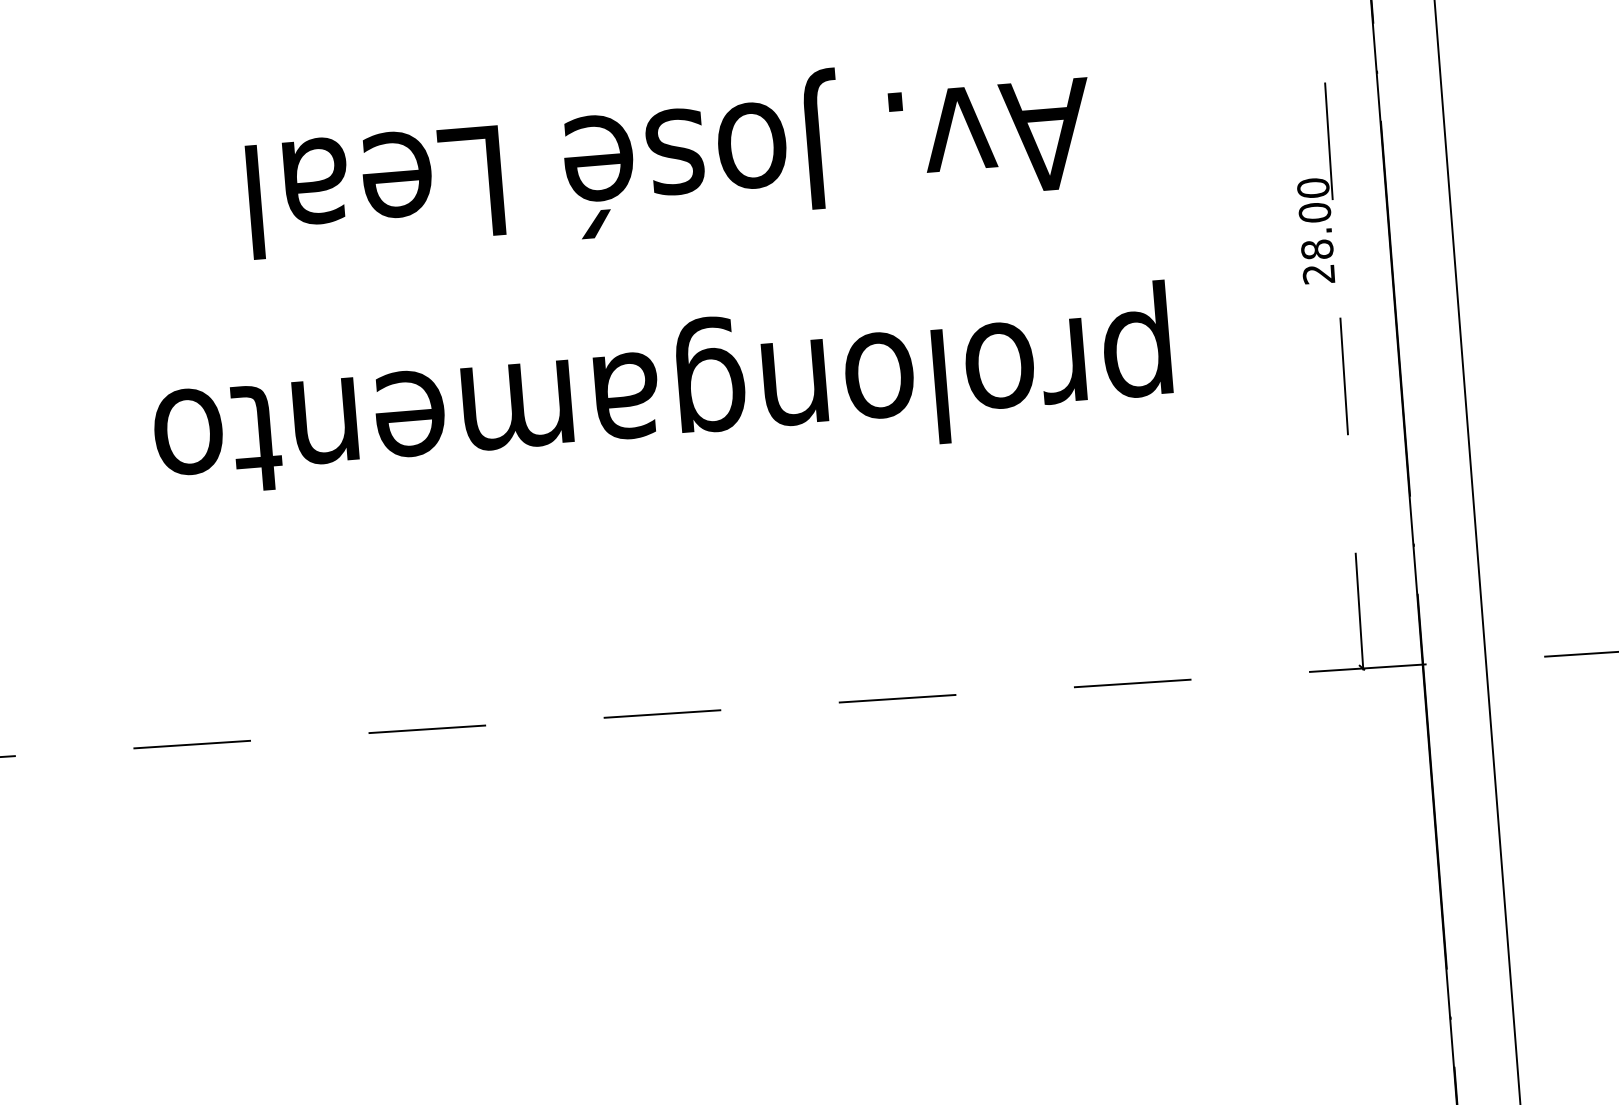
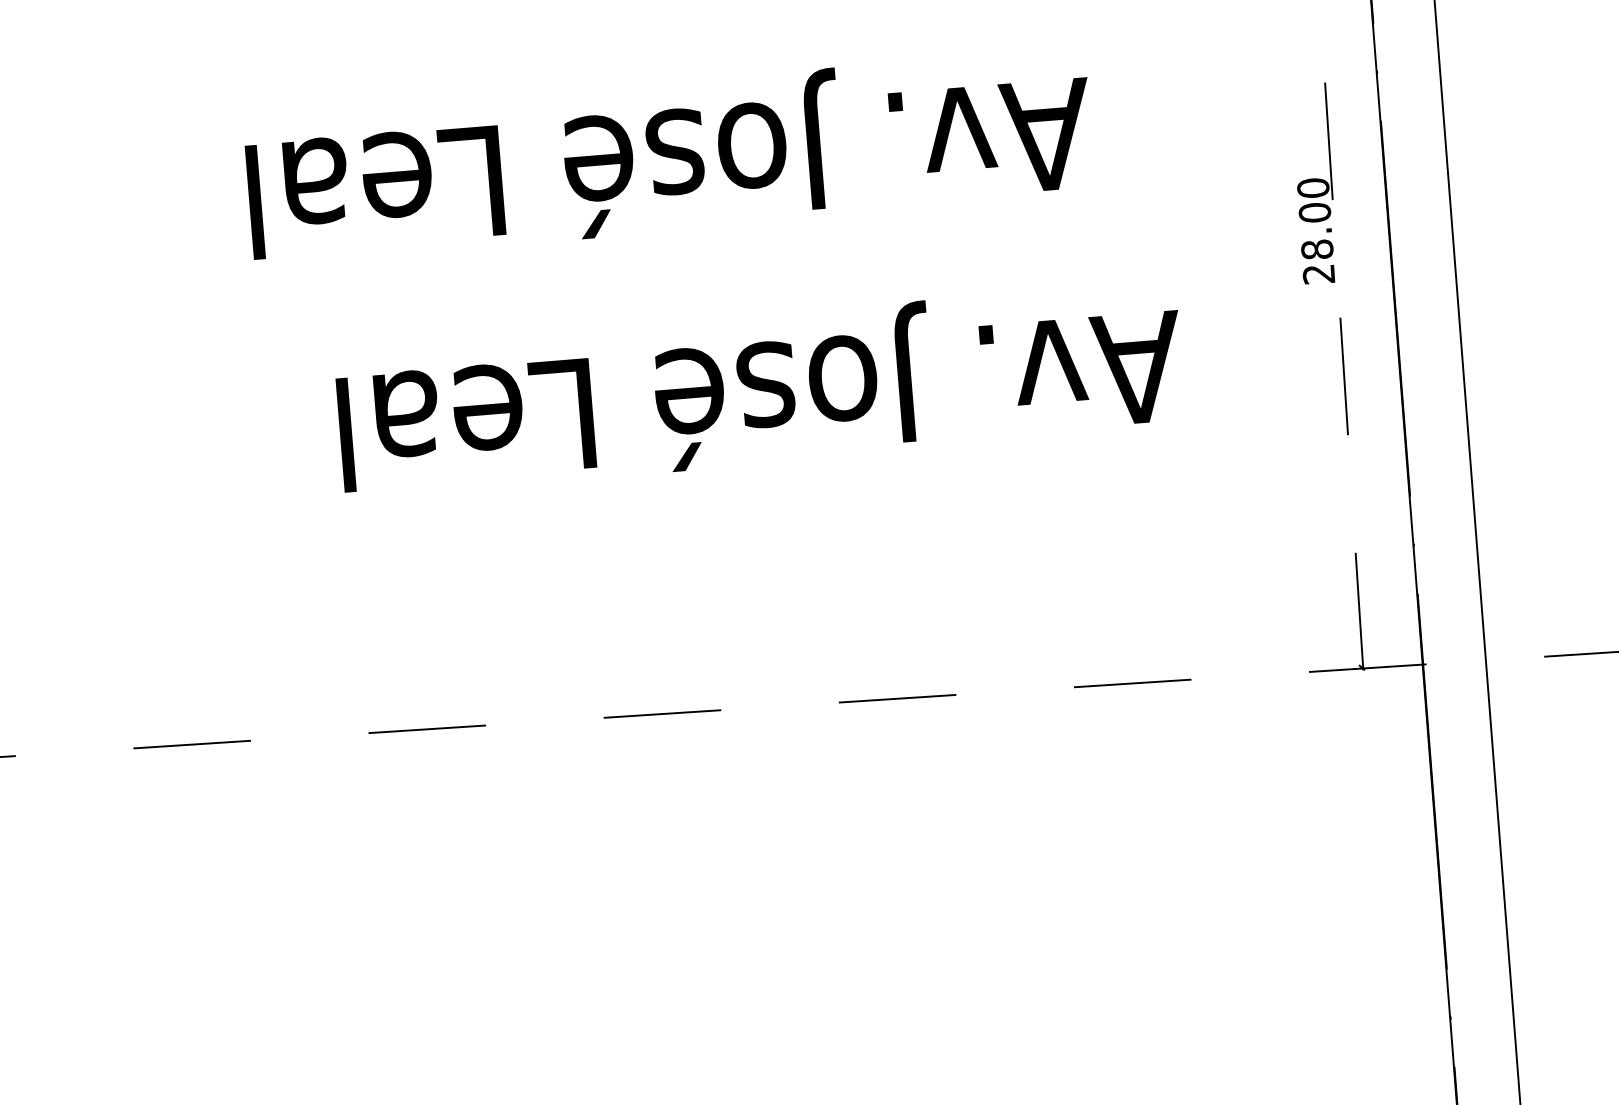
text: prolongamento -> Av. José Leal (666, 385)
